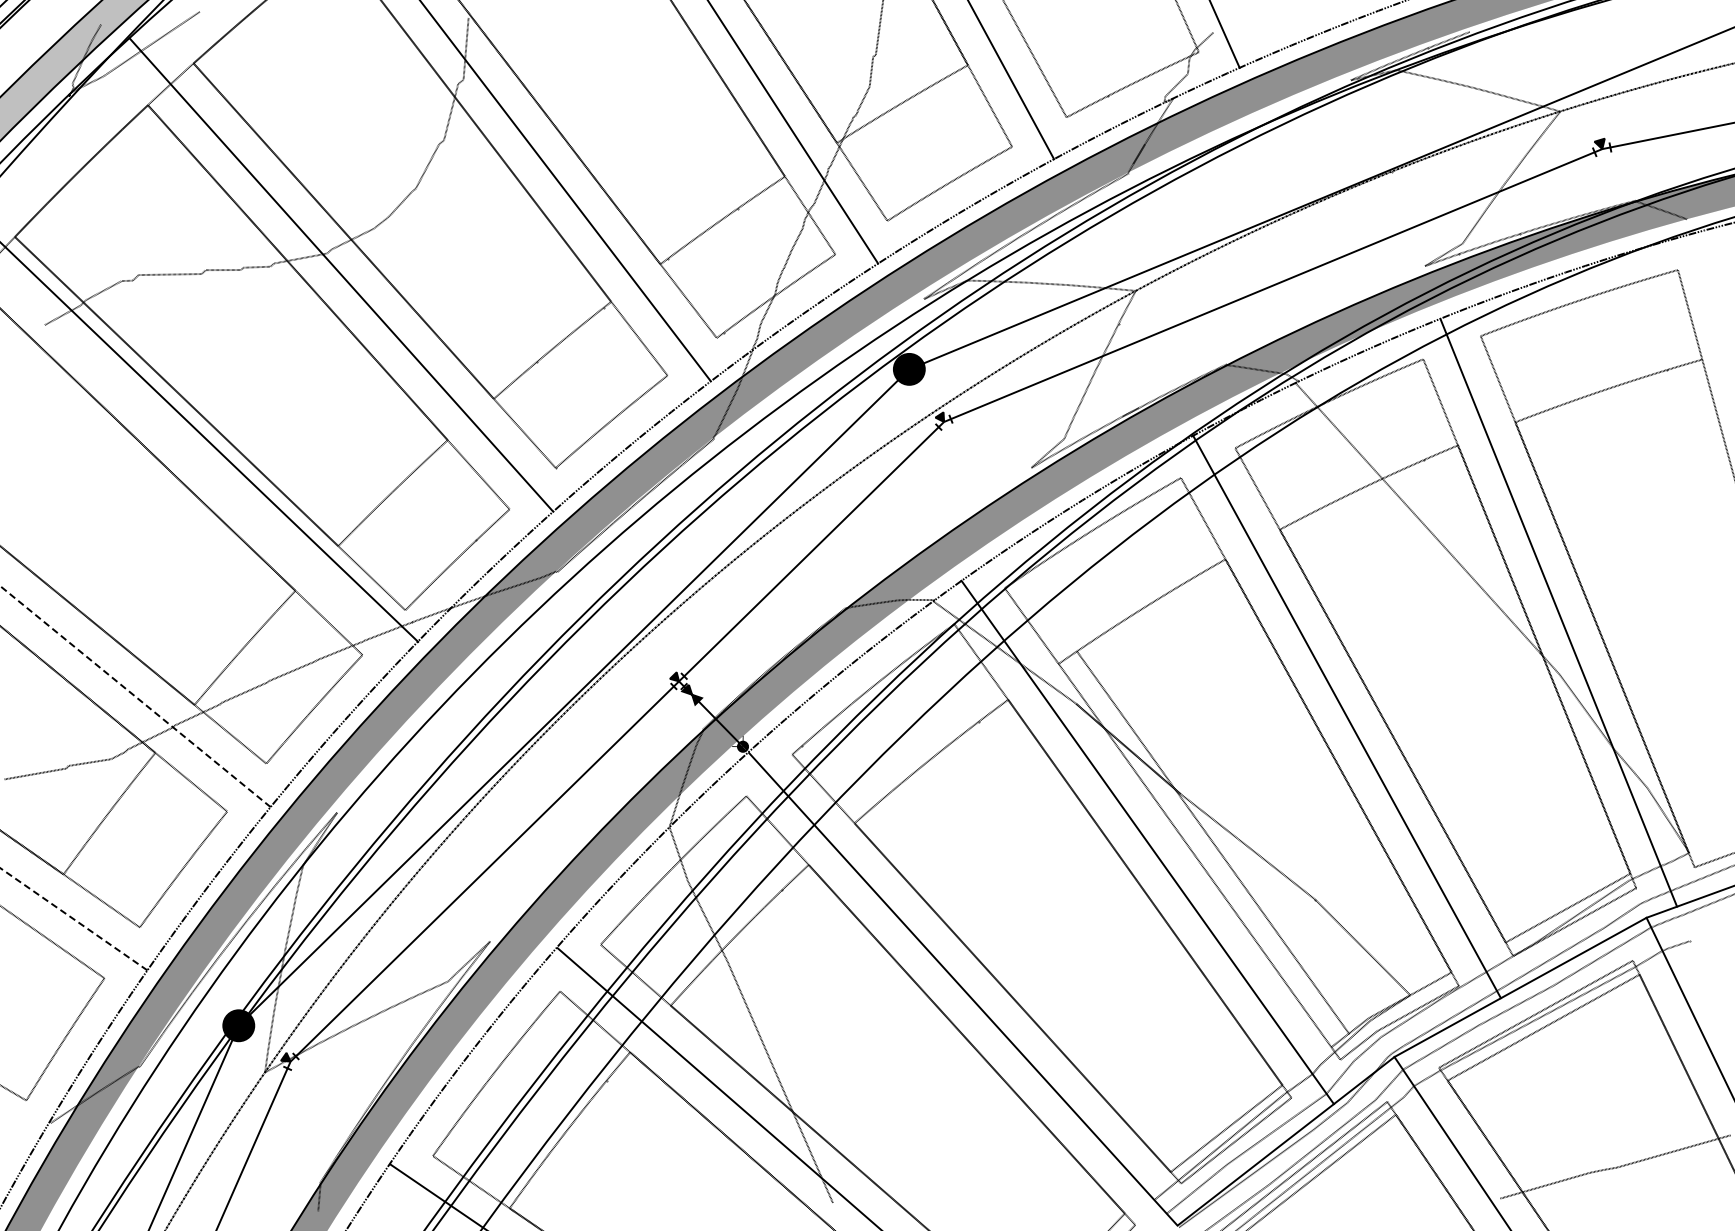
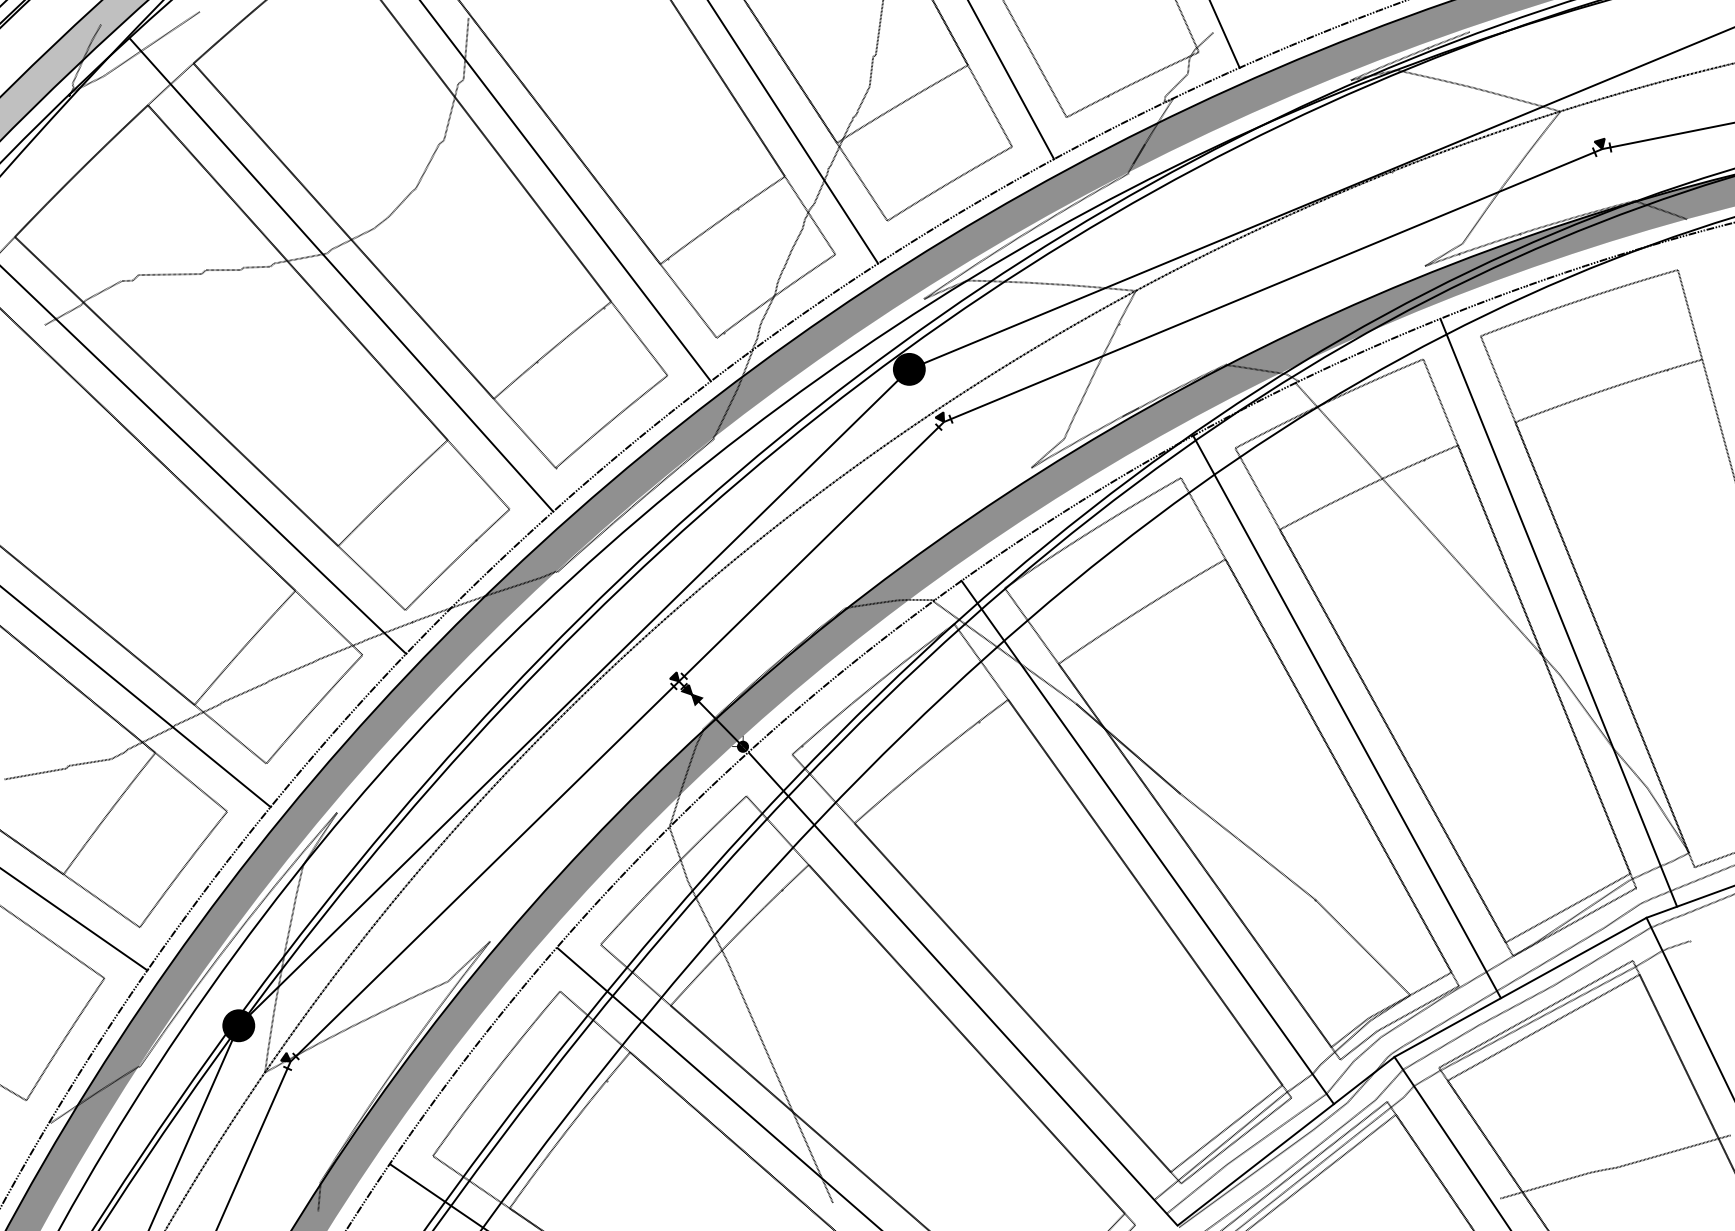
line position: (210, 442) -> (204, 460) (204, 460)
line: dashed -> solid (135, 696)
line position: (1212, 842) -> (1194, 855) (1194, 855)
line: dashed -> solid (73, 919)
